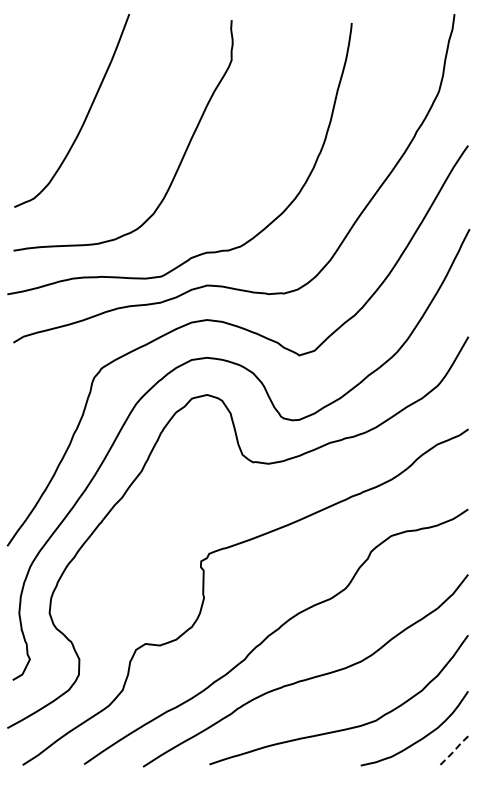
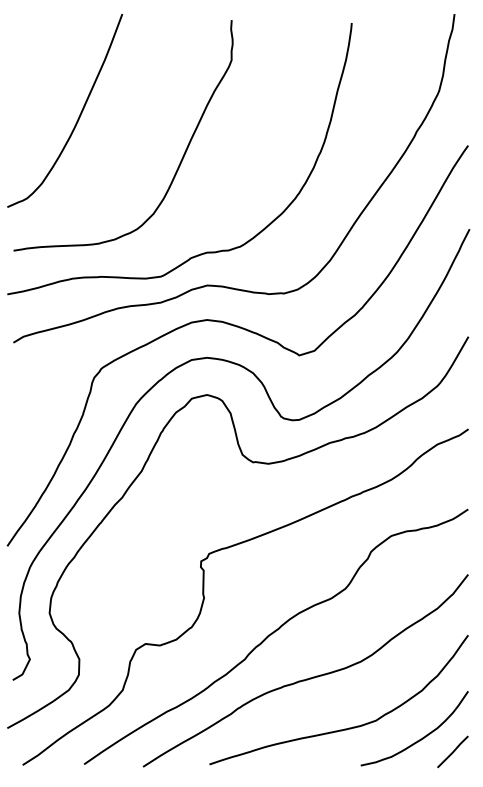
curve position: (85, 116) -> (78, 116) (78, 116)
line: dashed -> solid (452, 752)
